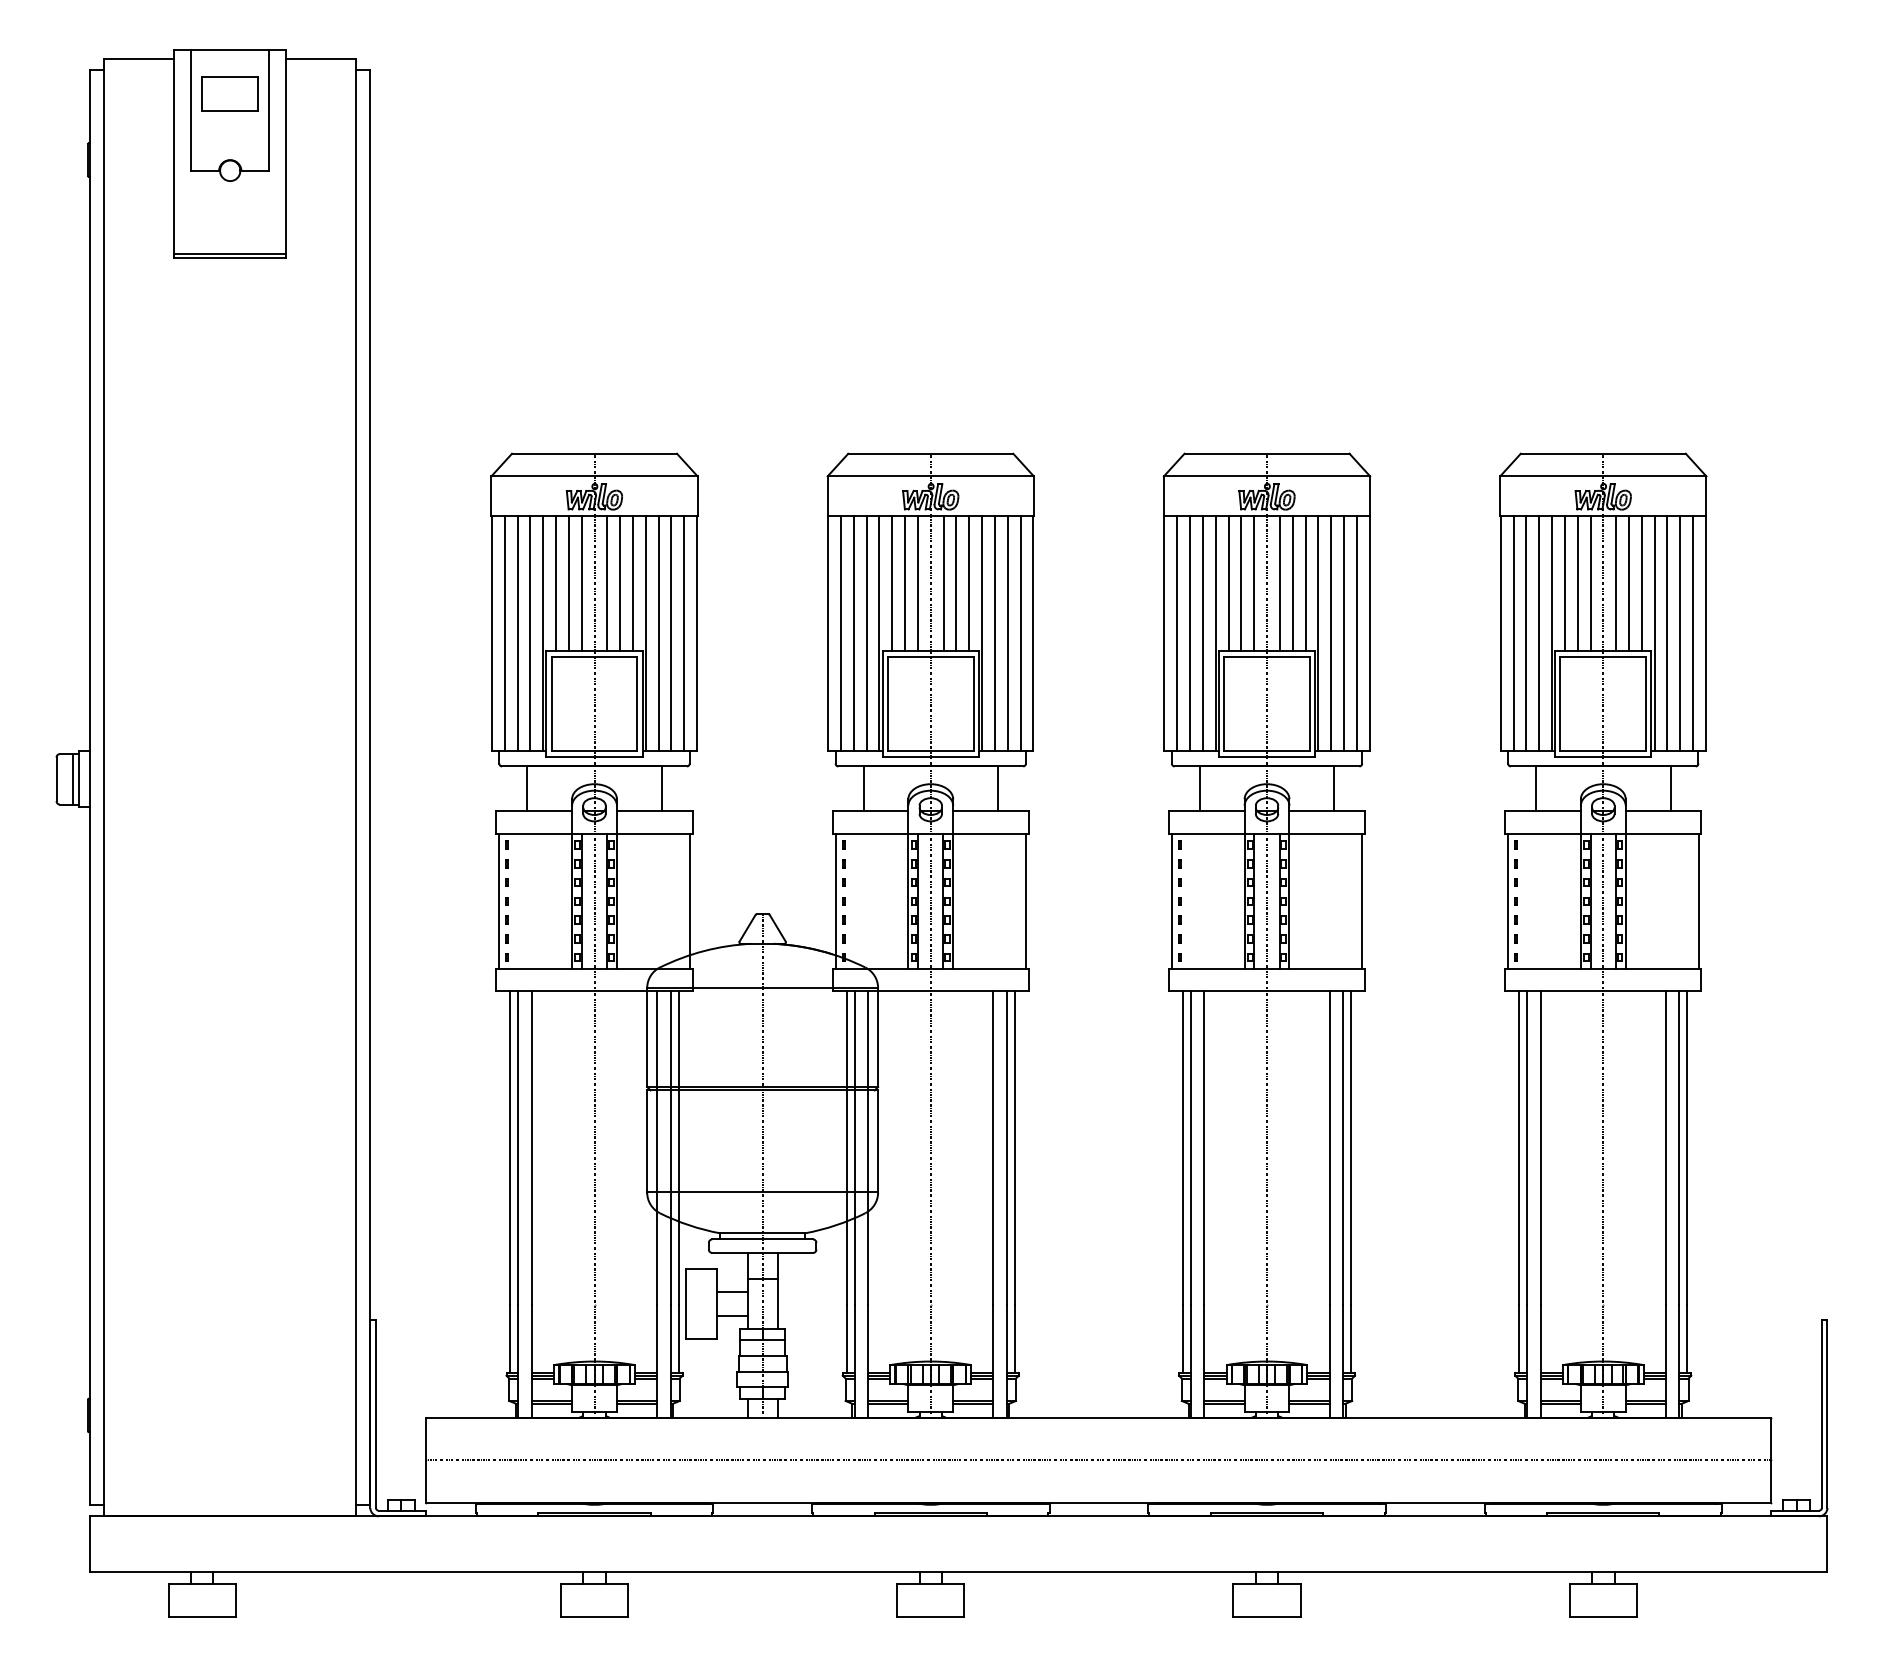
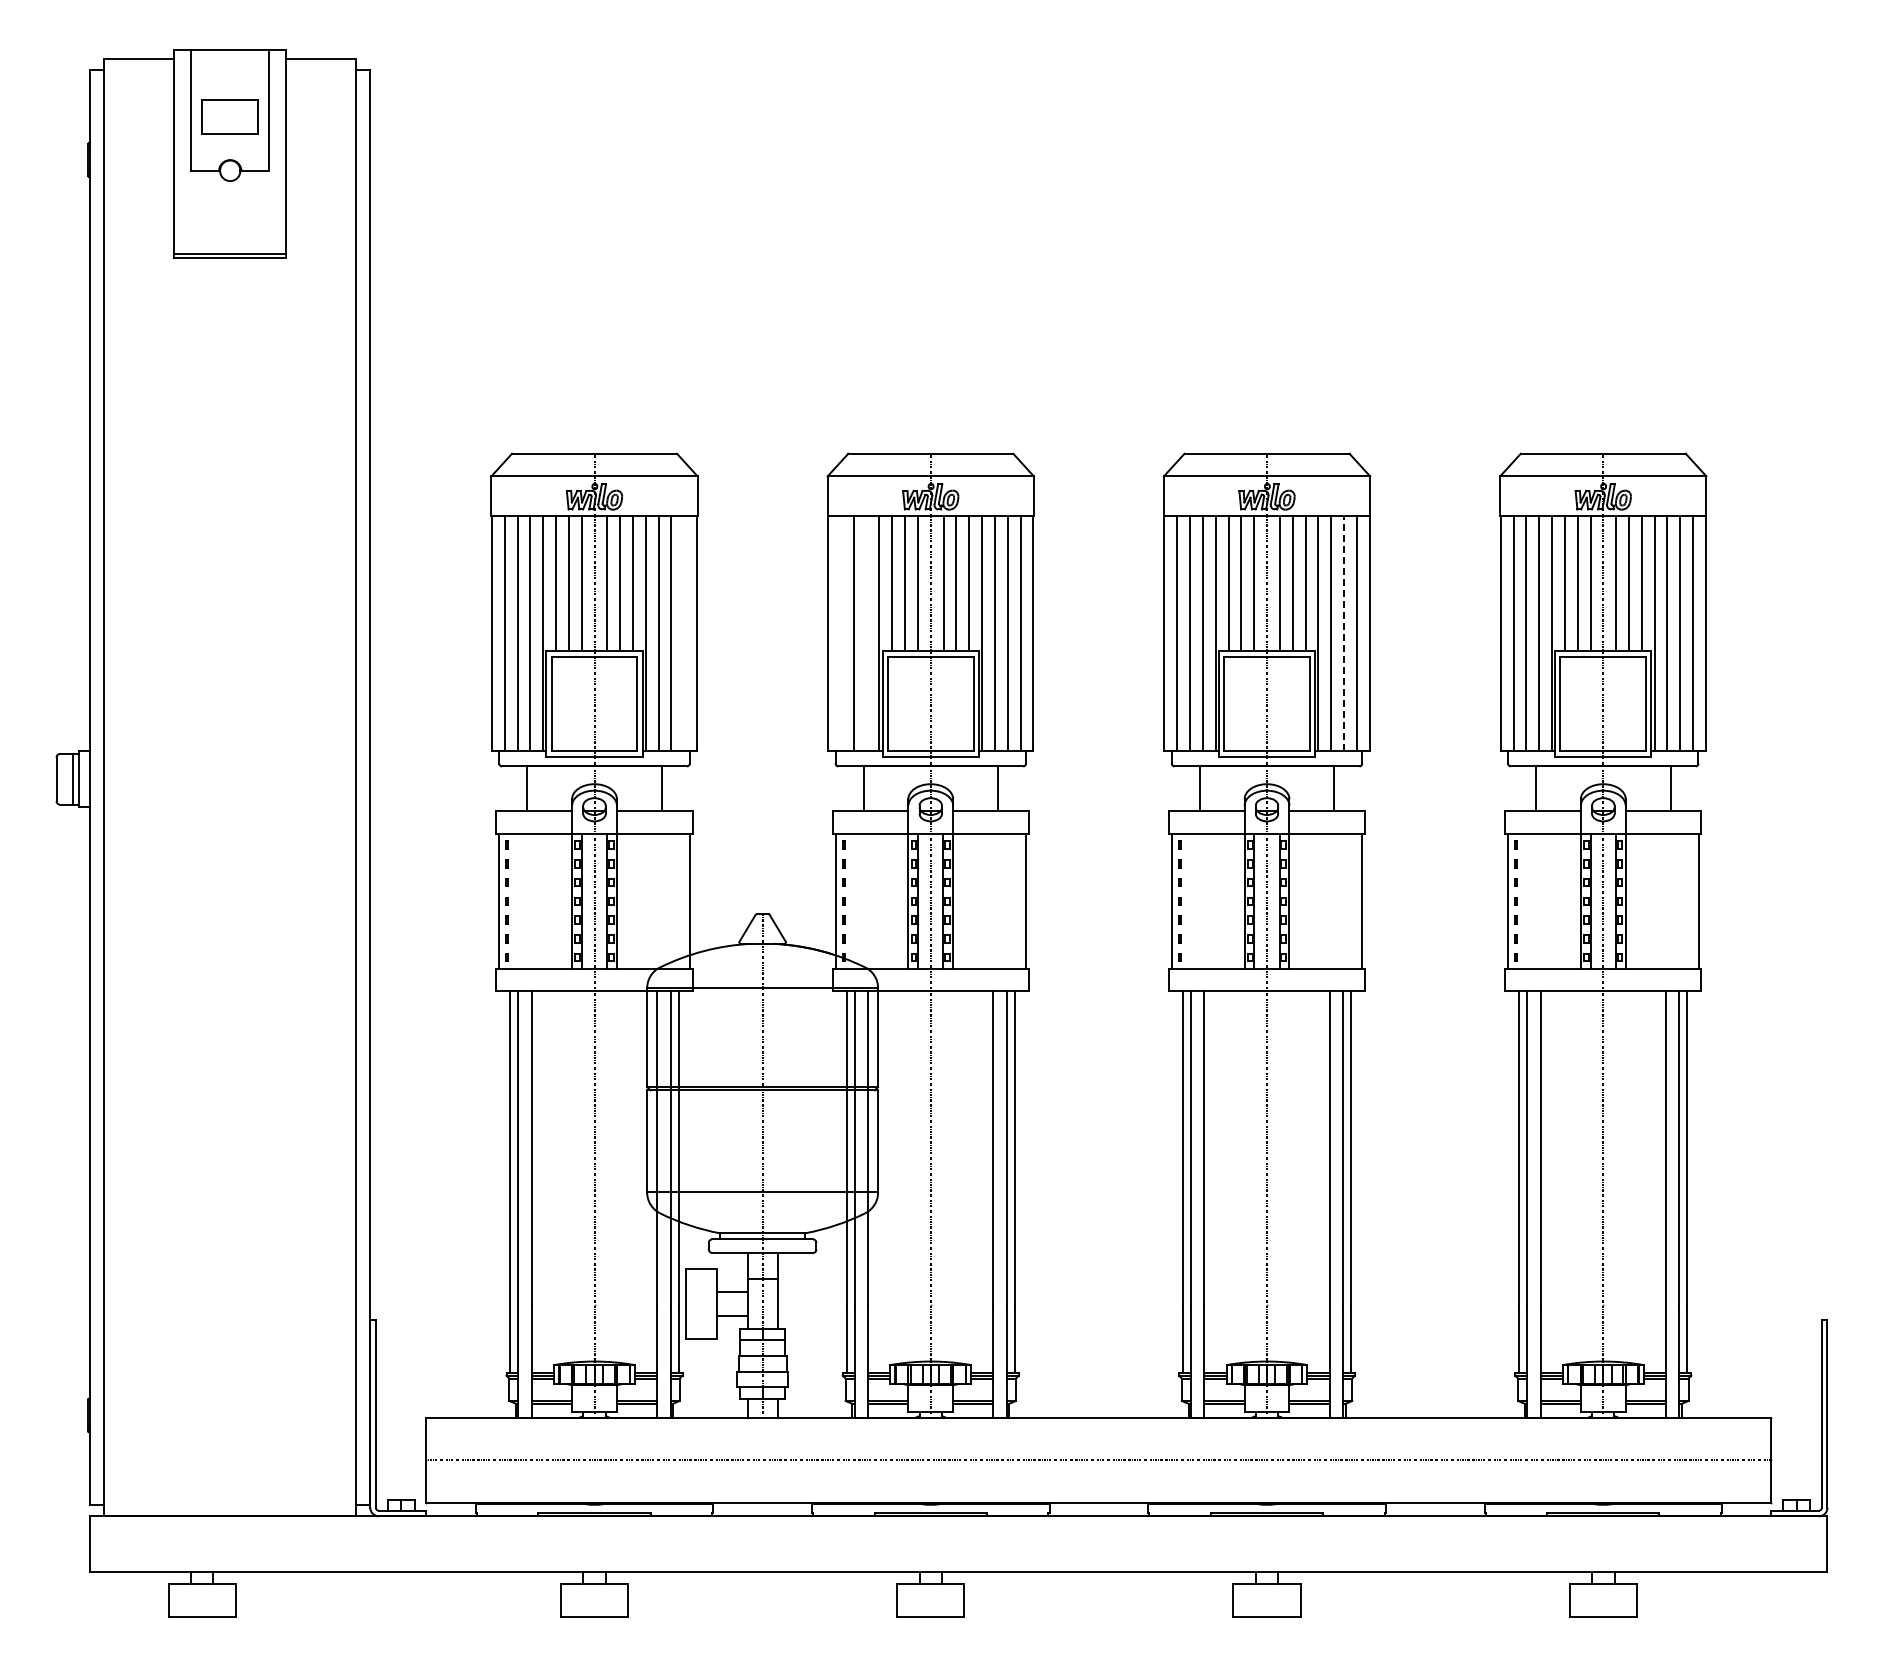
part position: (229, 93) -> (229, 116) (229, 116)
line: present -> none (684, 633)
line: present -> none (841, 633)
line: present -> none (866, 633)
line: solid -> dashed (1343, 633)
